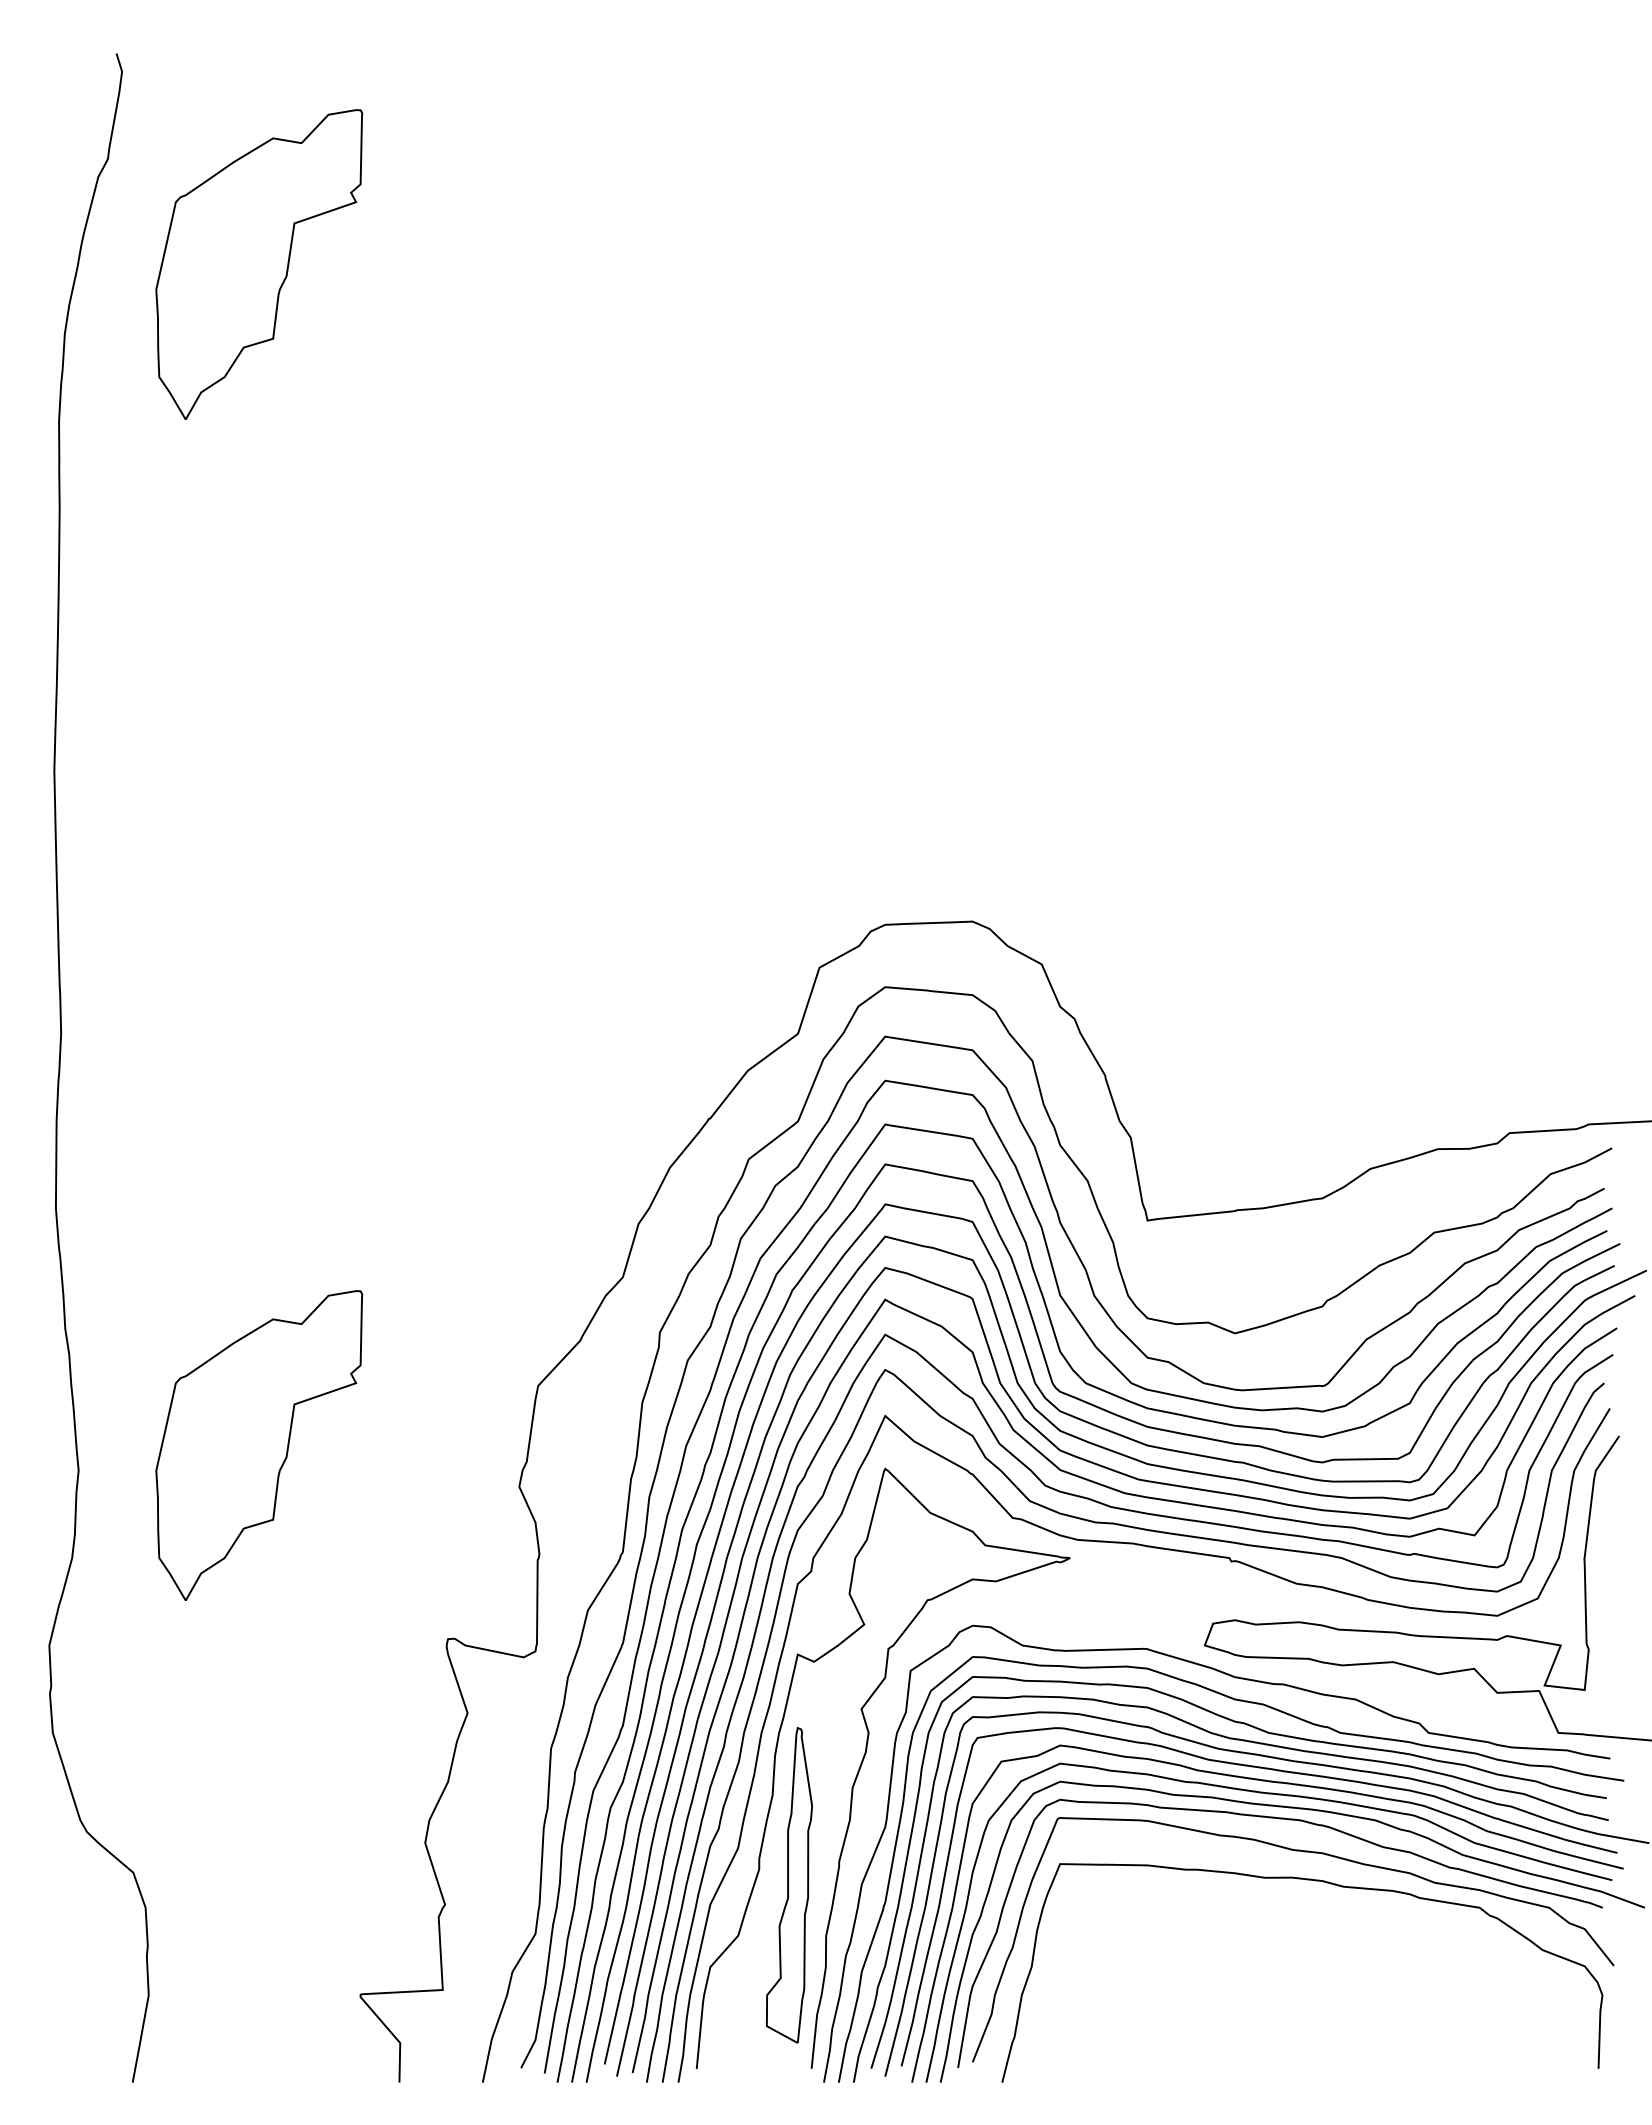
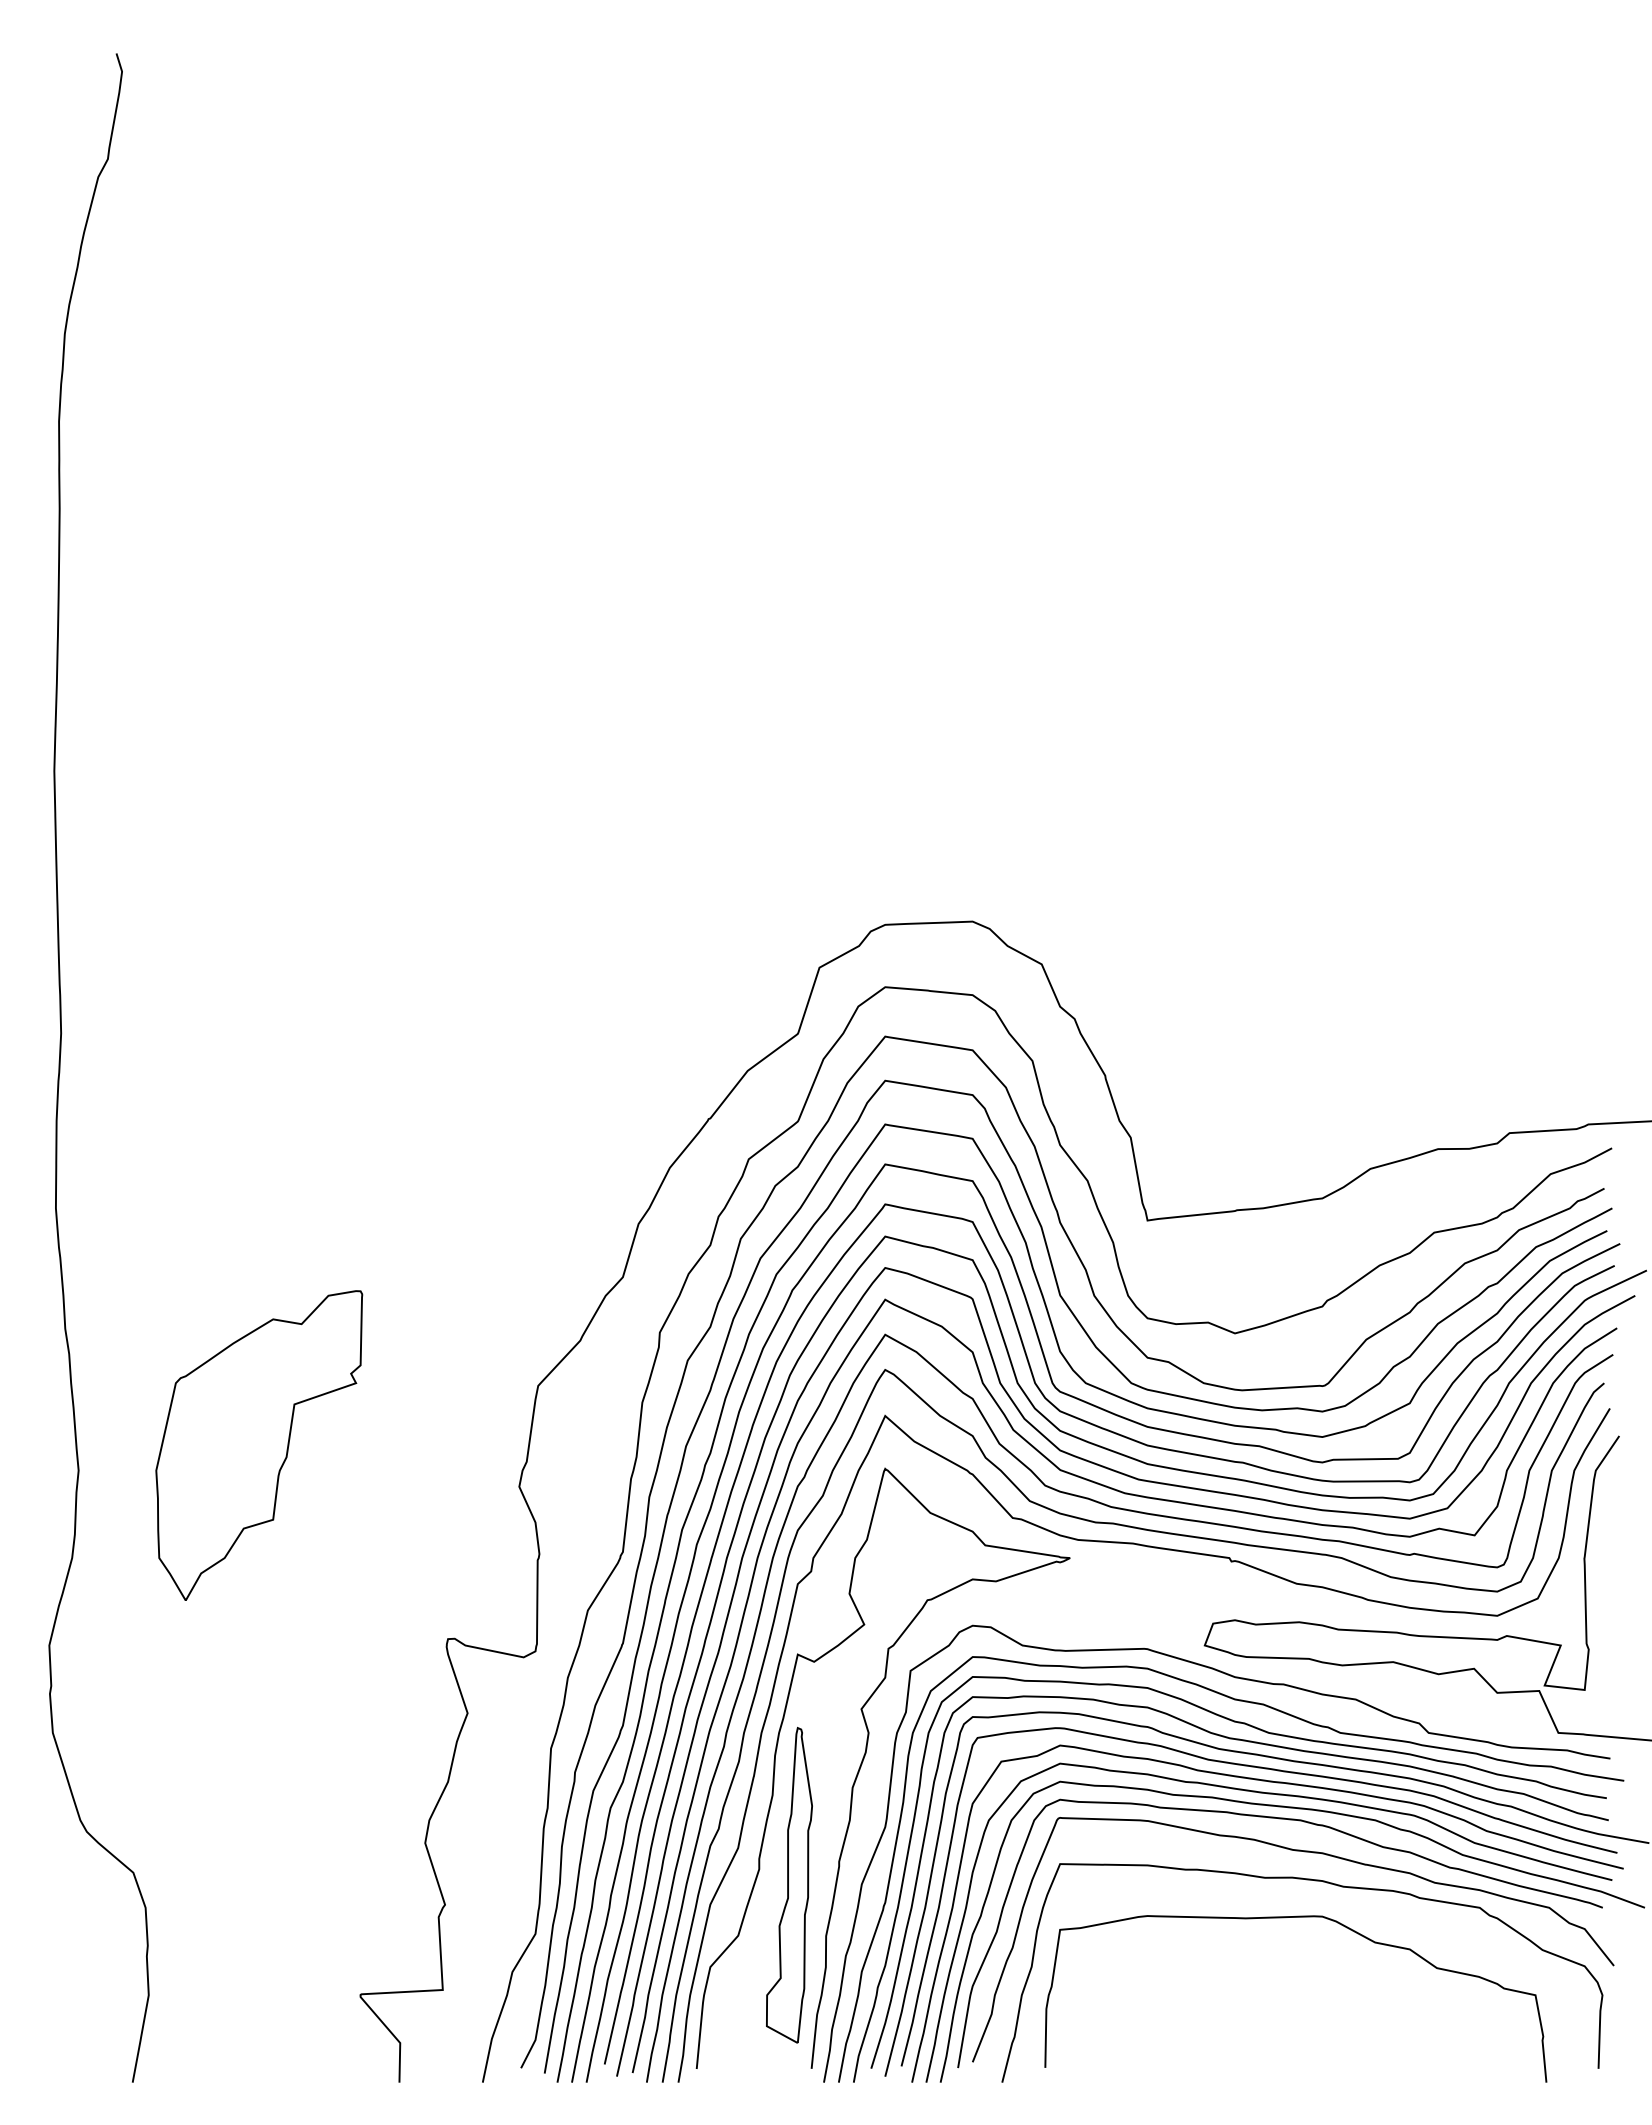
part: present -> none (259, 264)
curve: none -> present (1285, 1918)
